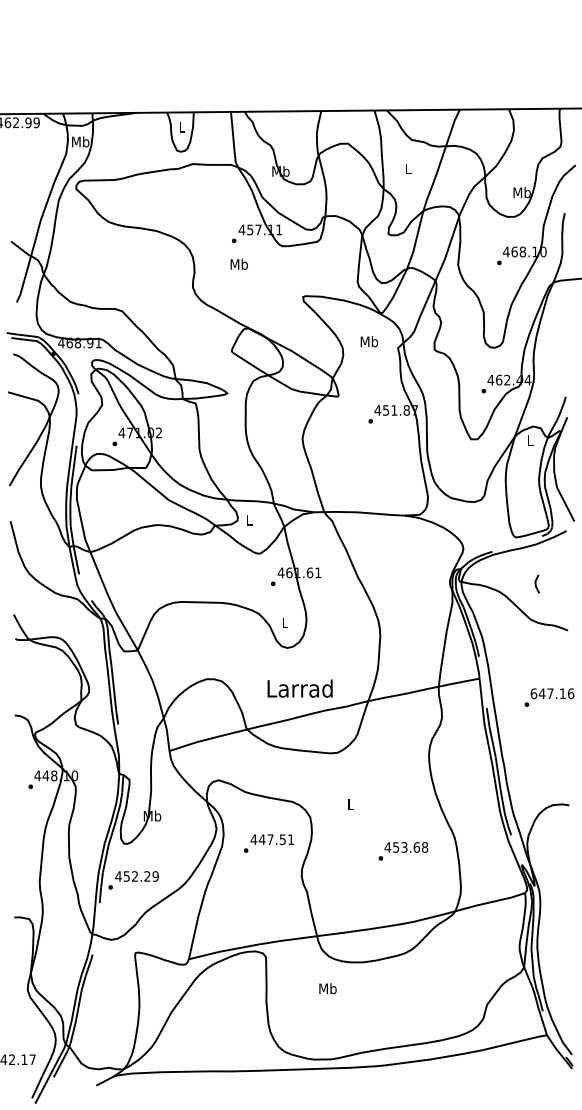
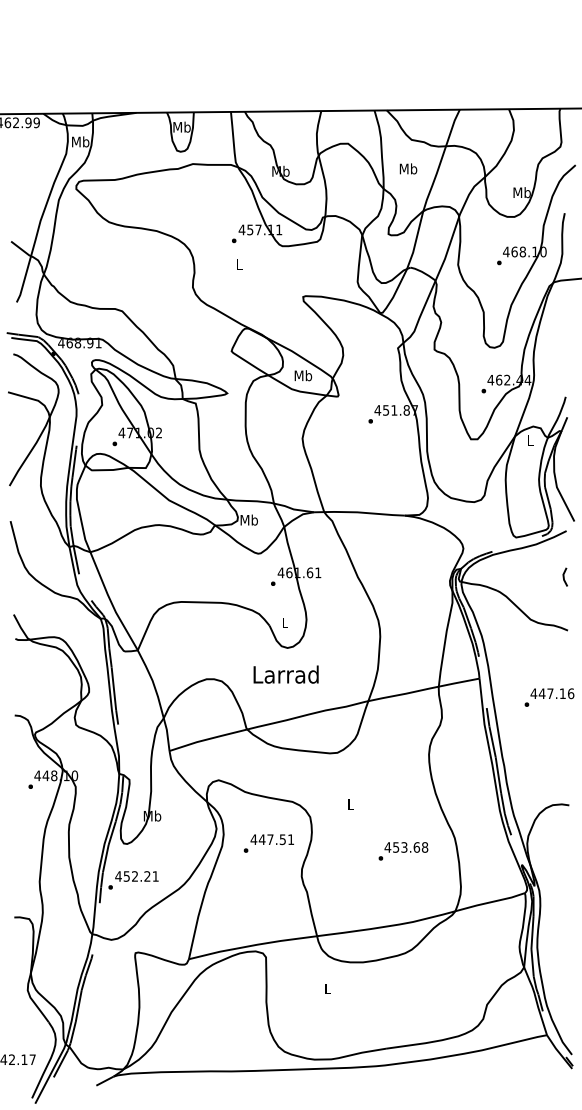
text: L -> Mb (181, 126)
text: L -> Mb (408, 168)
text: Mb -> L (238, 263)
text position: (369, 341) -> (303, 375) (303, 375)
text: L -> Mb (248, 519)
line position: (536, 583) -> (564, 576) (564, 576)
text position: (299, 688) -> (285, 674) (285, 674)
text: 647.16 -> 447.16 (533, 693)
text: 452.29 -> 452.21 (155, 876)
text: Mb -> L (327, 988)
